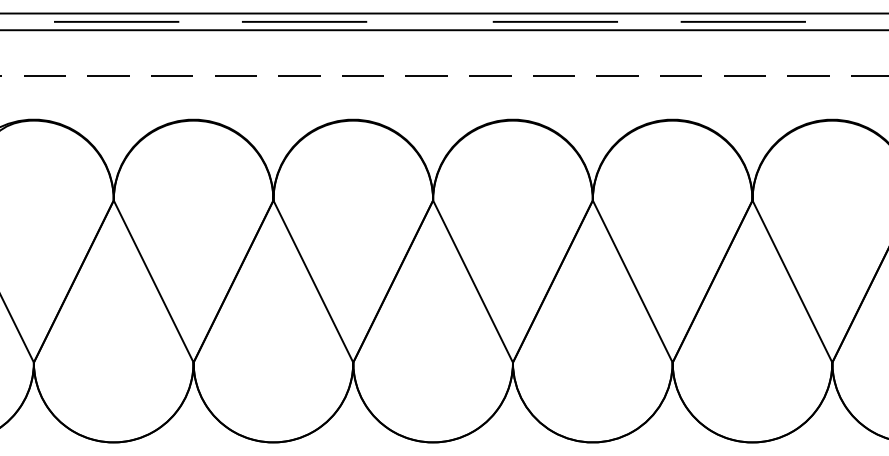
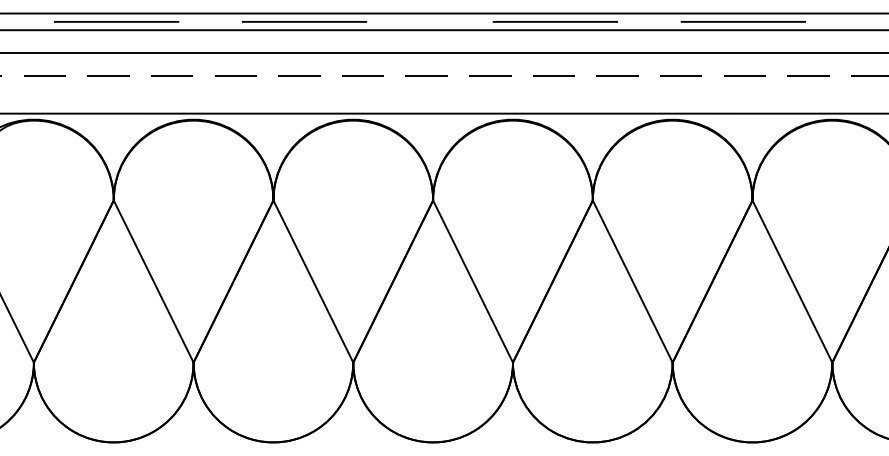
line: none -> present (443, 53)
line: none -> present (443, 113)
